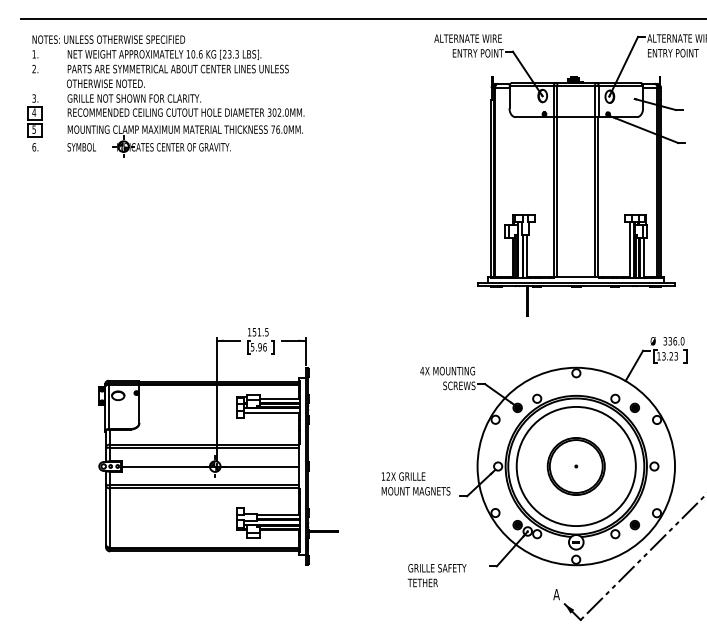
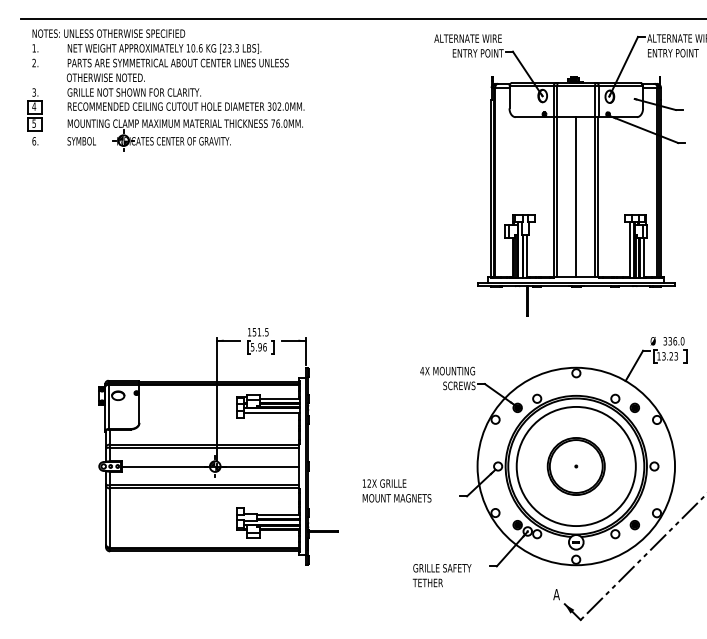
part position: (165, 96) -> (165, 90) (165, 90)
line: none -> present (576, 196)
text position: (415, 483) -> (396, 490) (396, 490)
text position: (436, 575) -> (441, 575) (441, 575)
